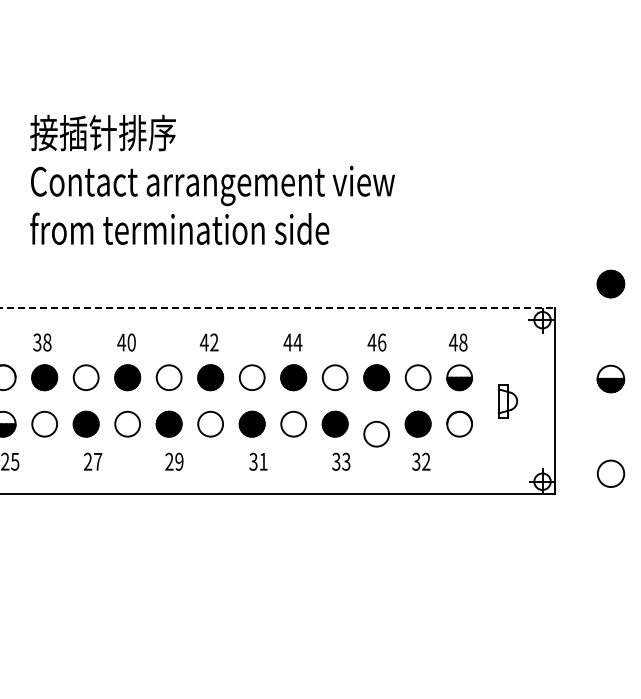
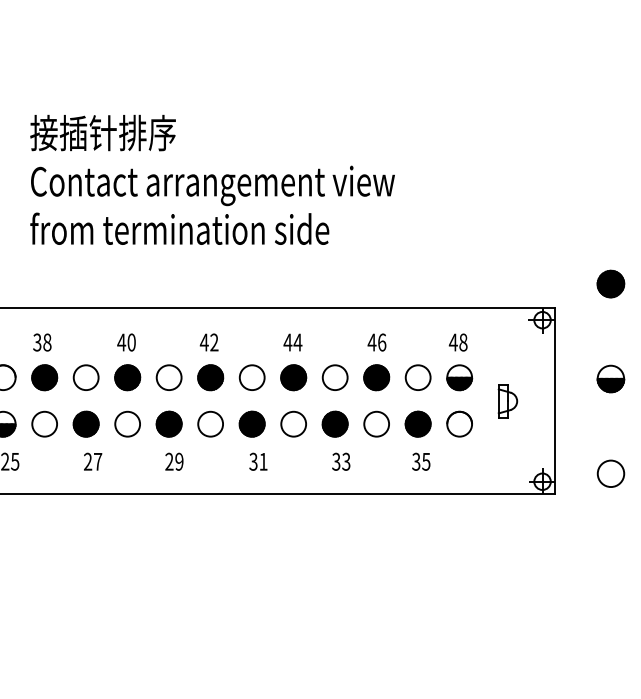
line: dashed -> solid (277, 307)
circle position: (376, 433) -> (376, 423) (376, 423)
text: 32 -> 35 (426, 461)
